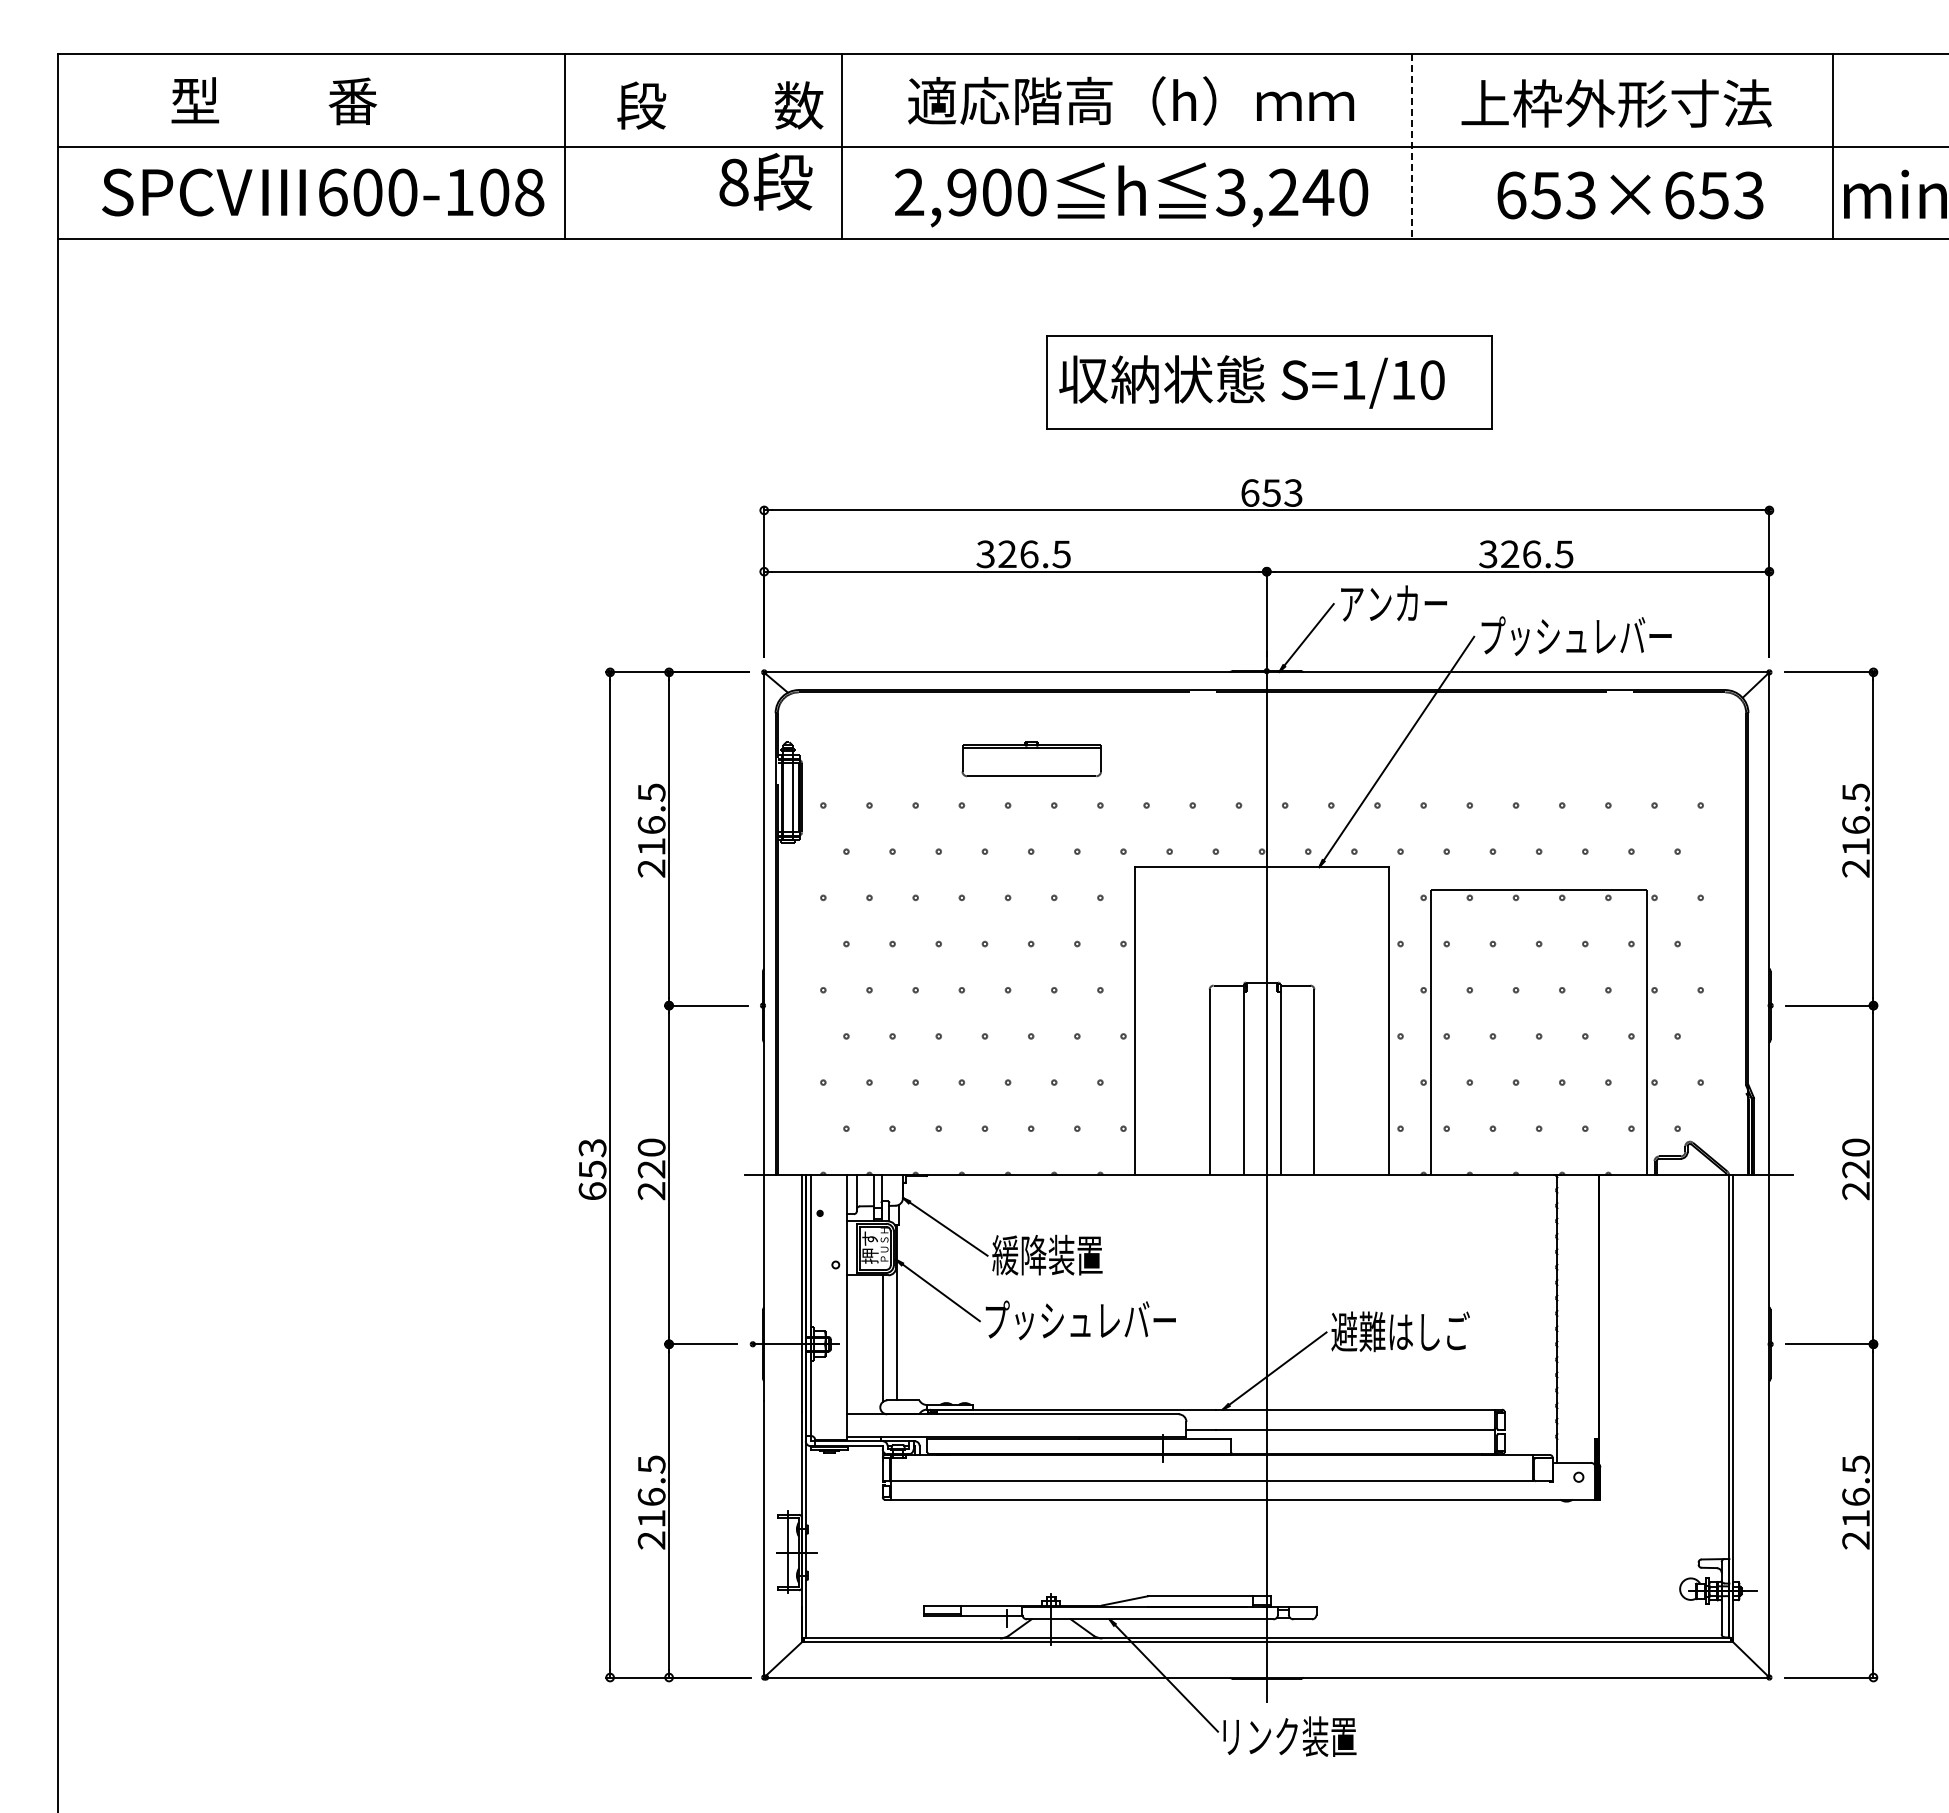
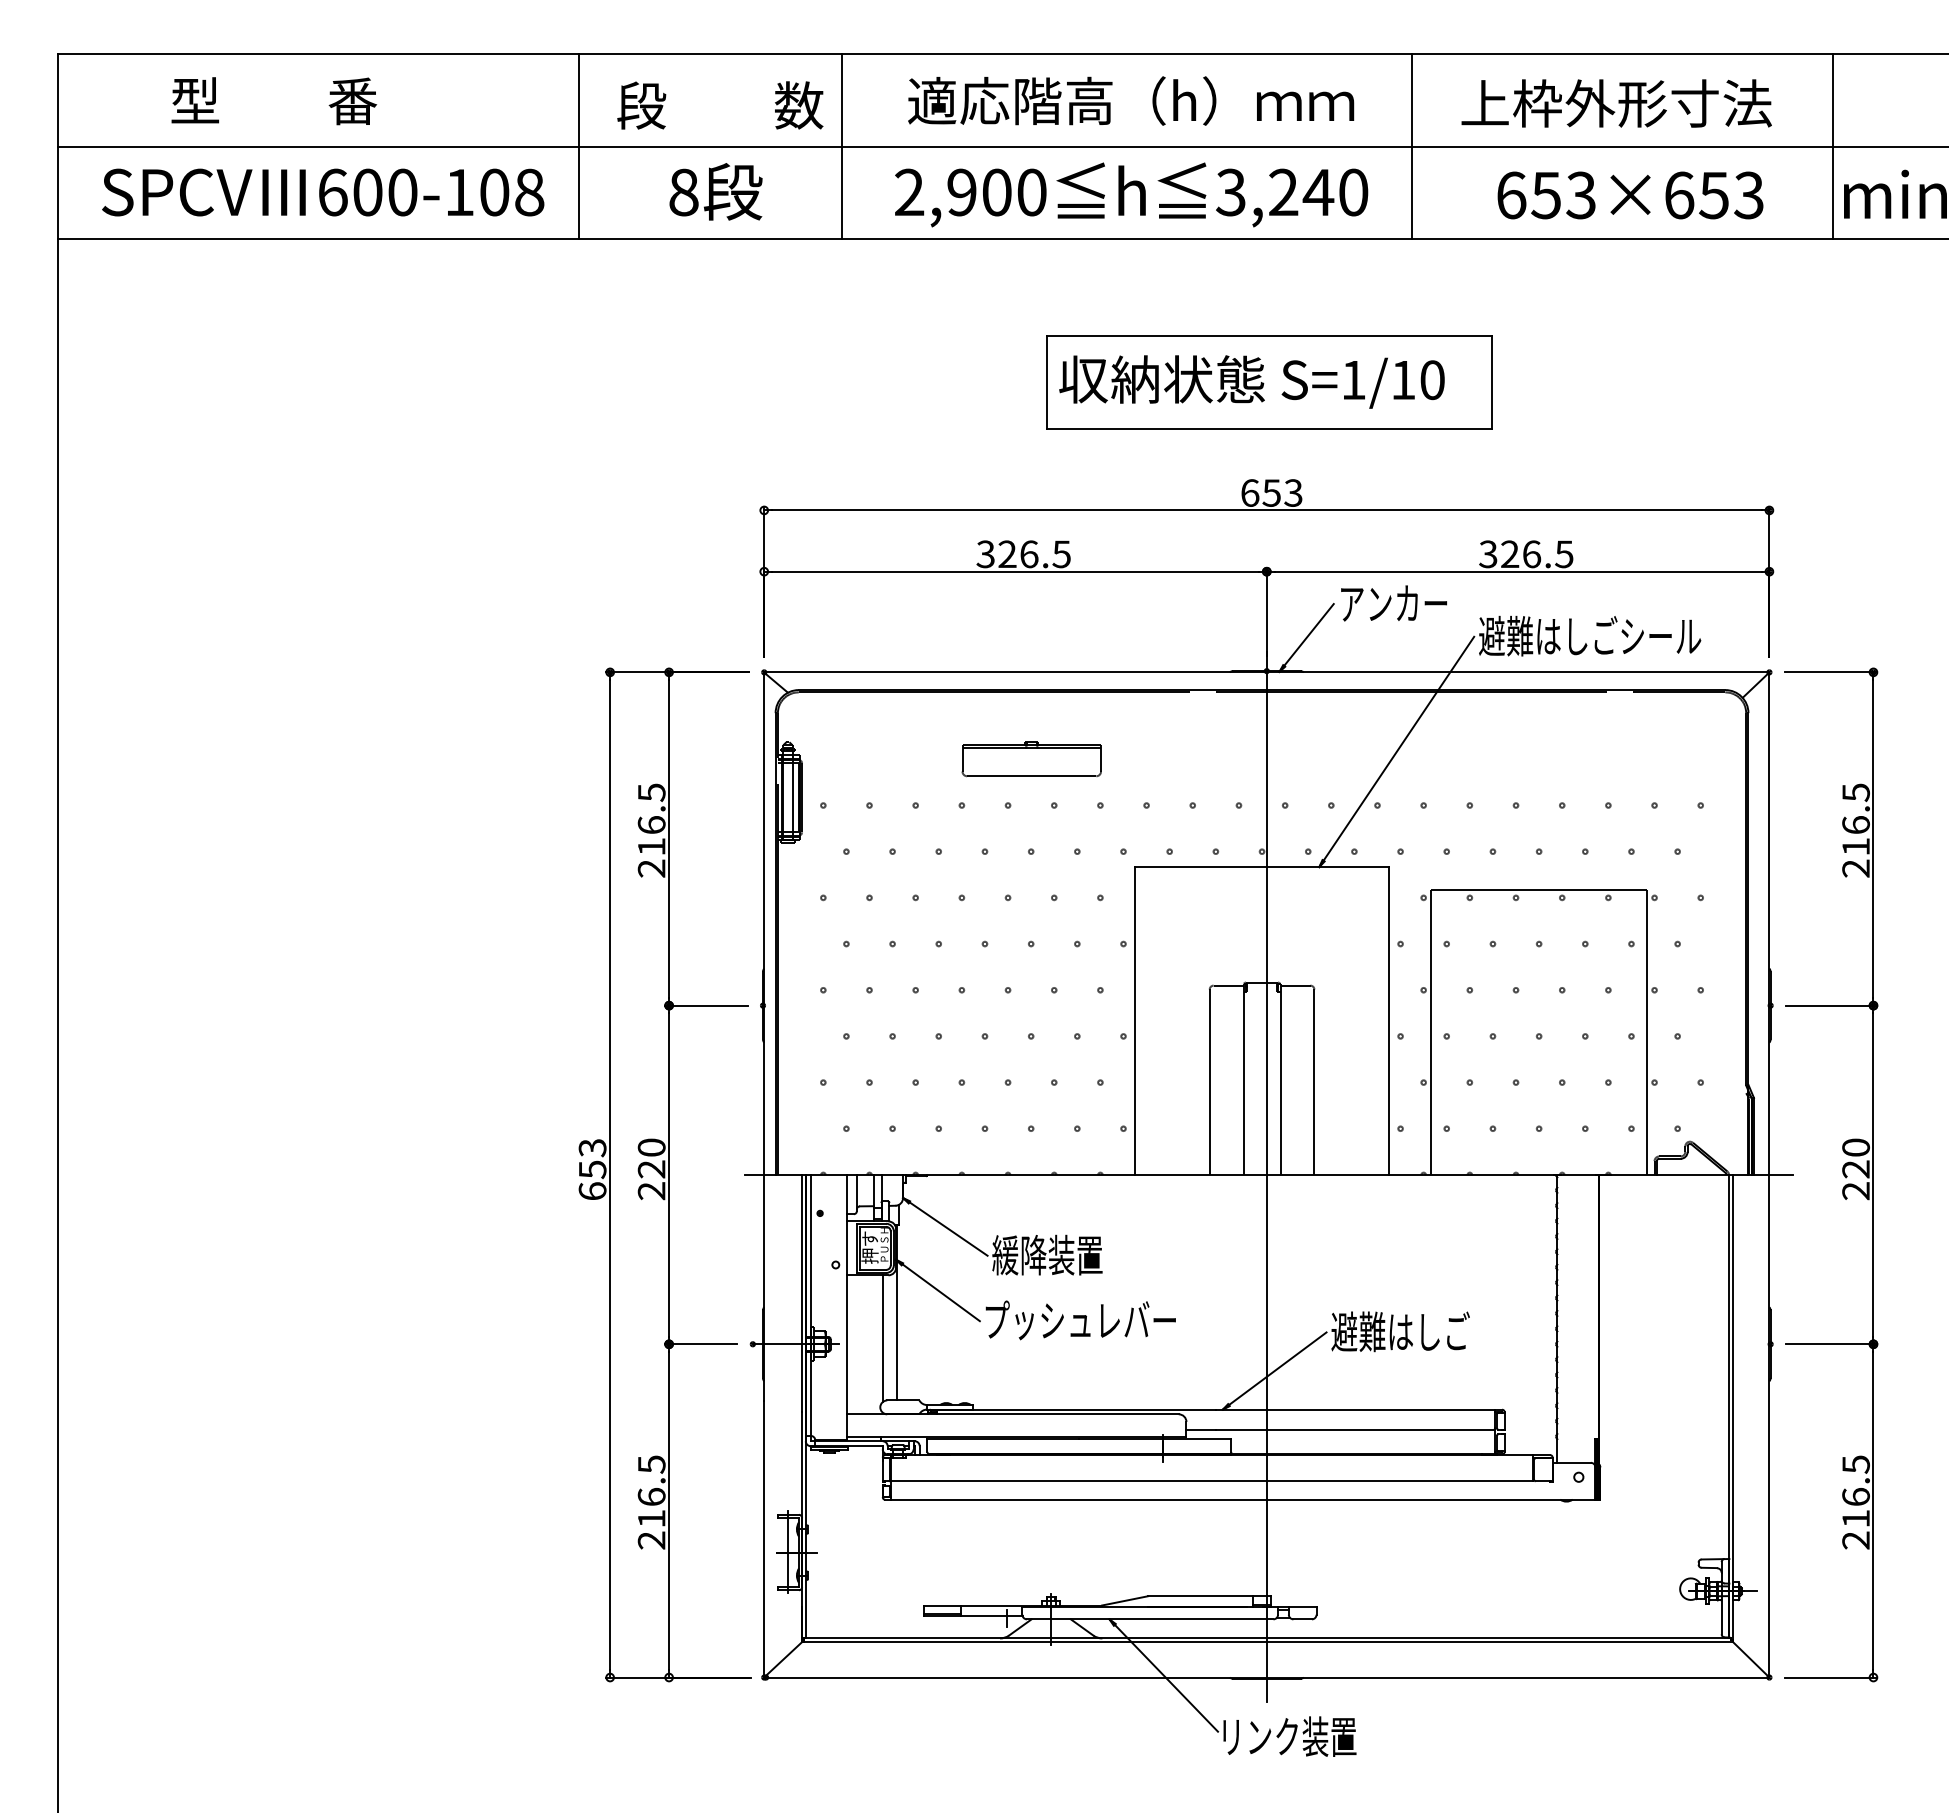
line position: (564, 146) -> (578, 146) (578, 146)
line: dashed -> solid (1411, 147)
text position: (765, 181) -> (715, 191) (715, 191)
text: プッシュレバー -> 避難はしごシール (1590, 635)
